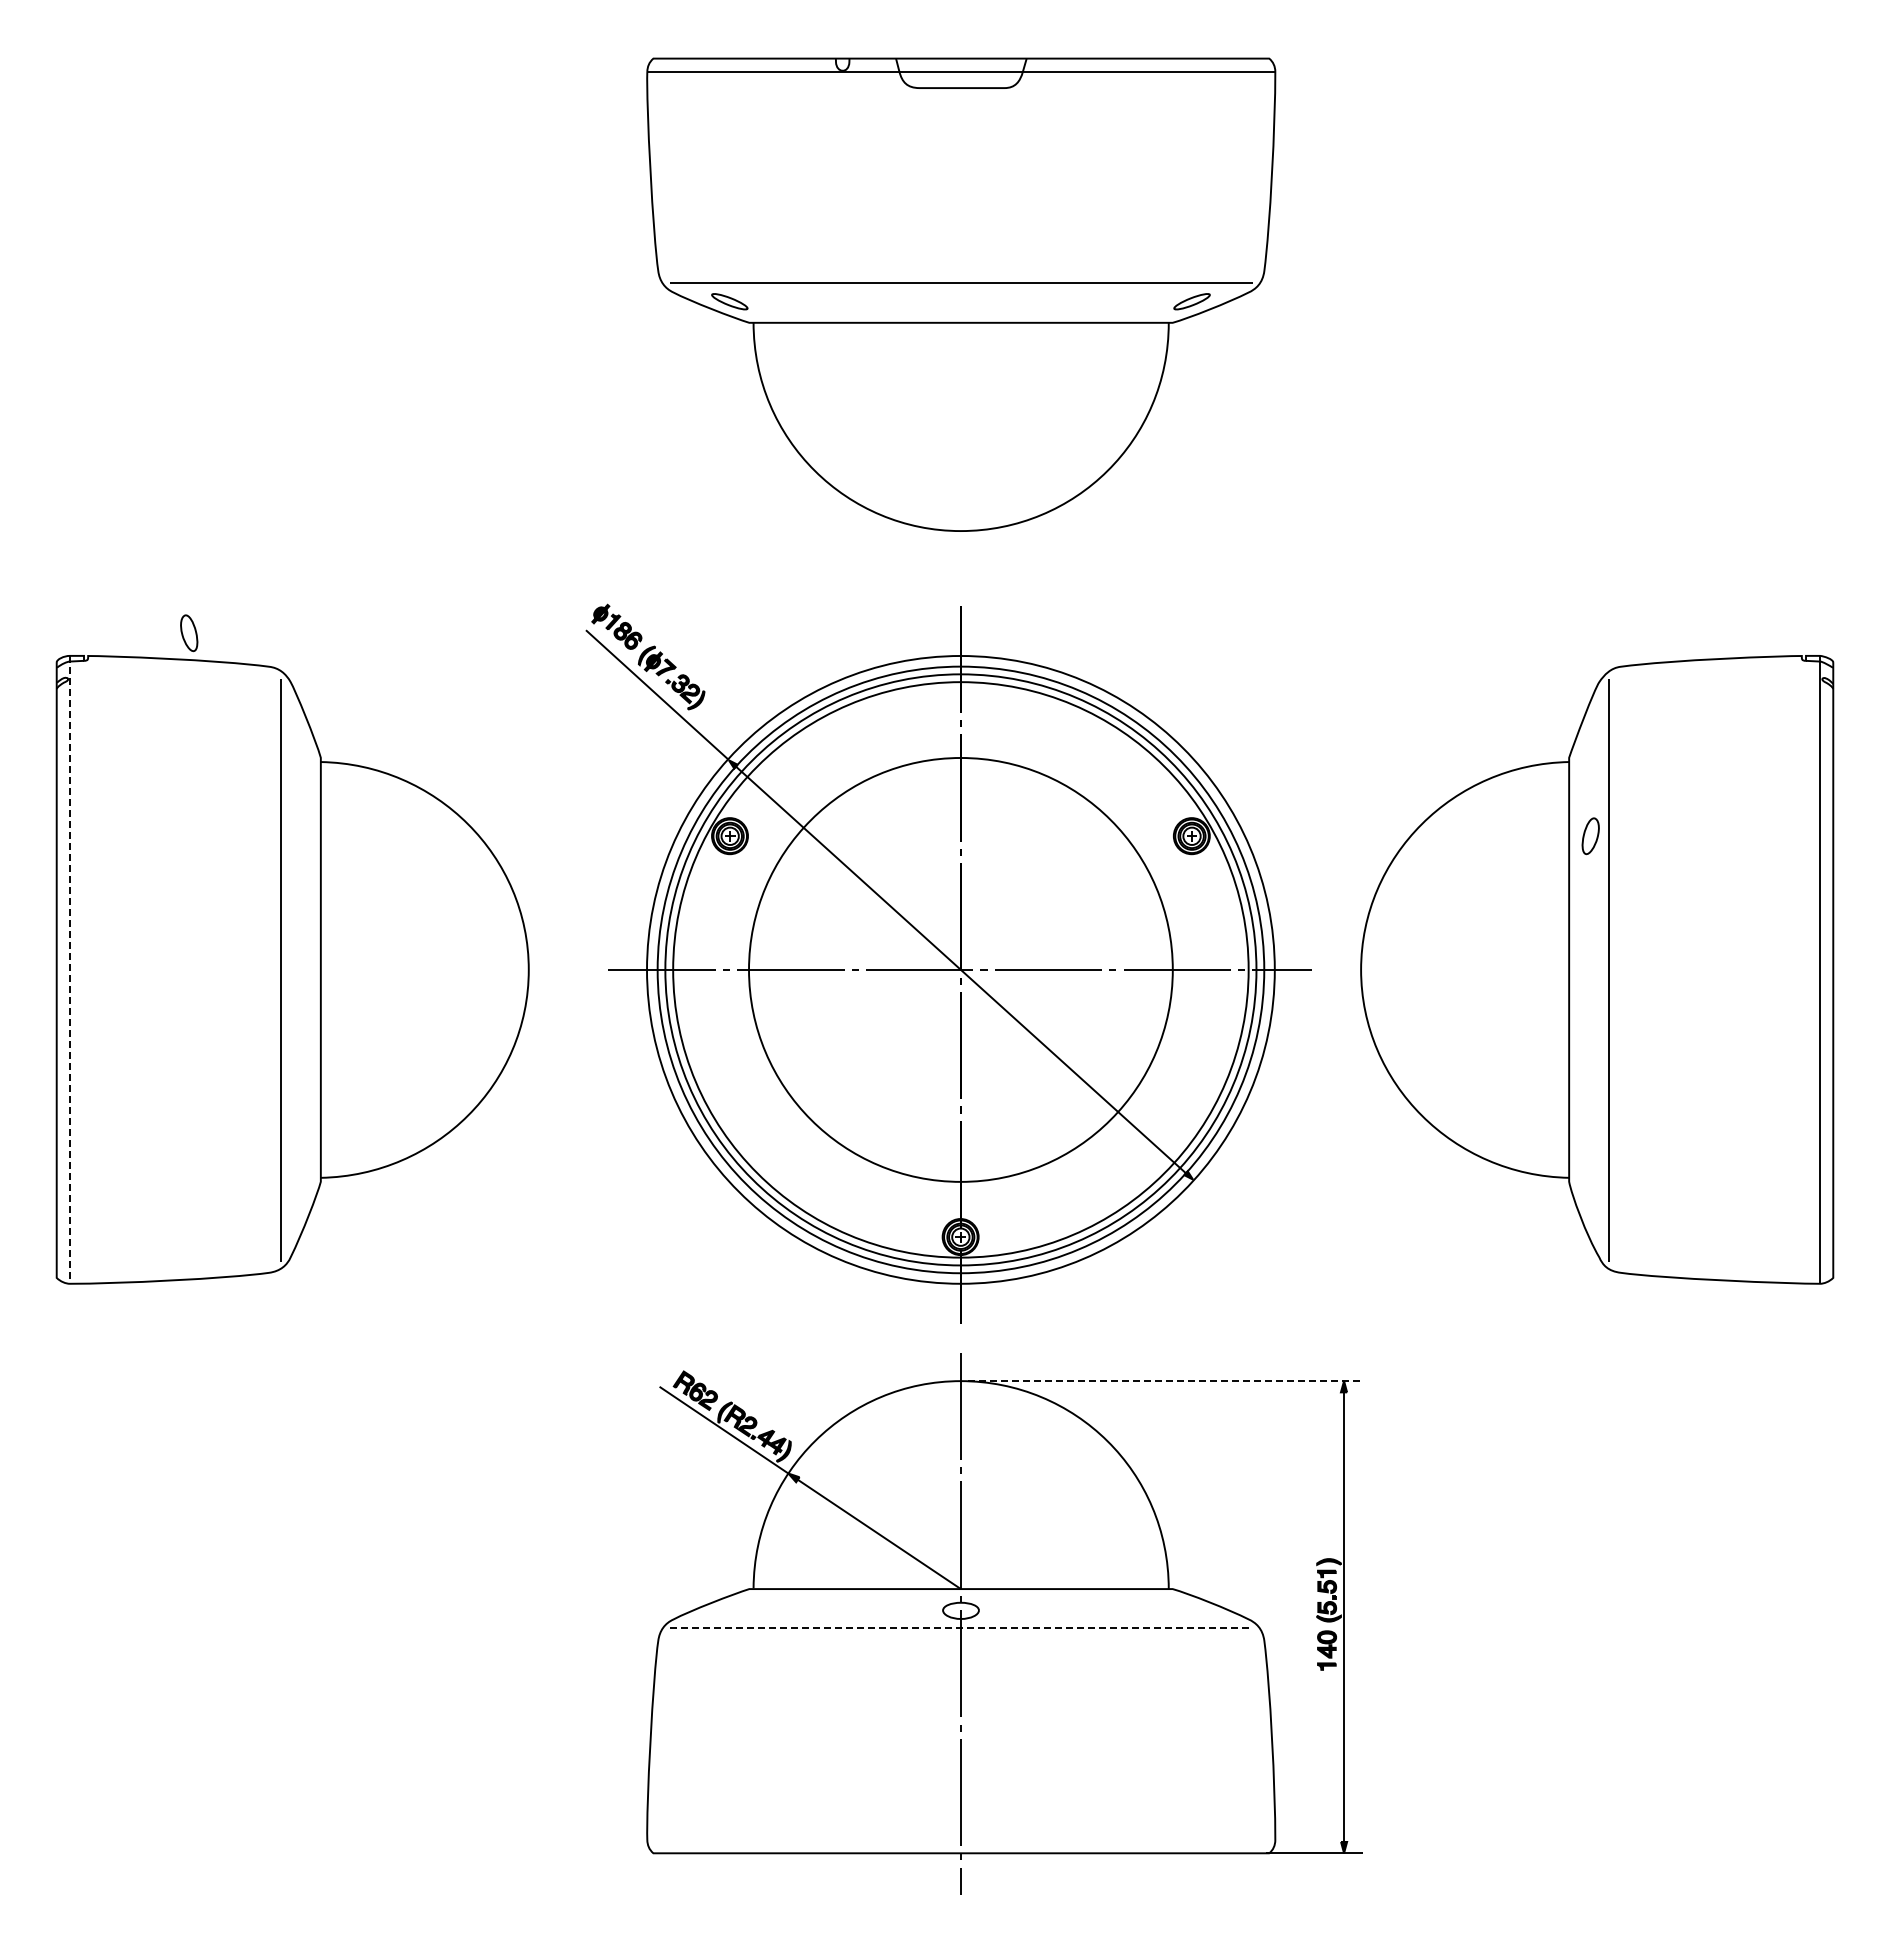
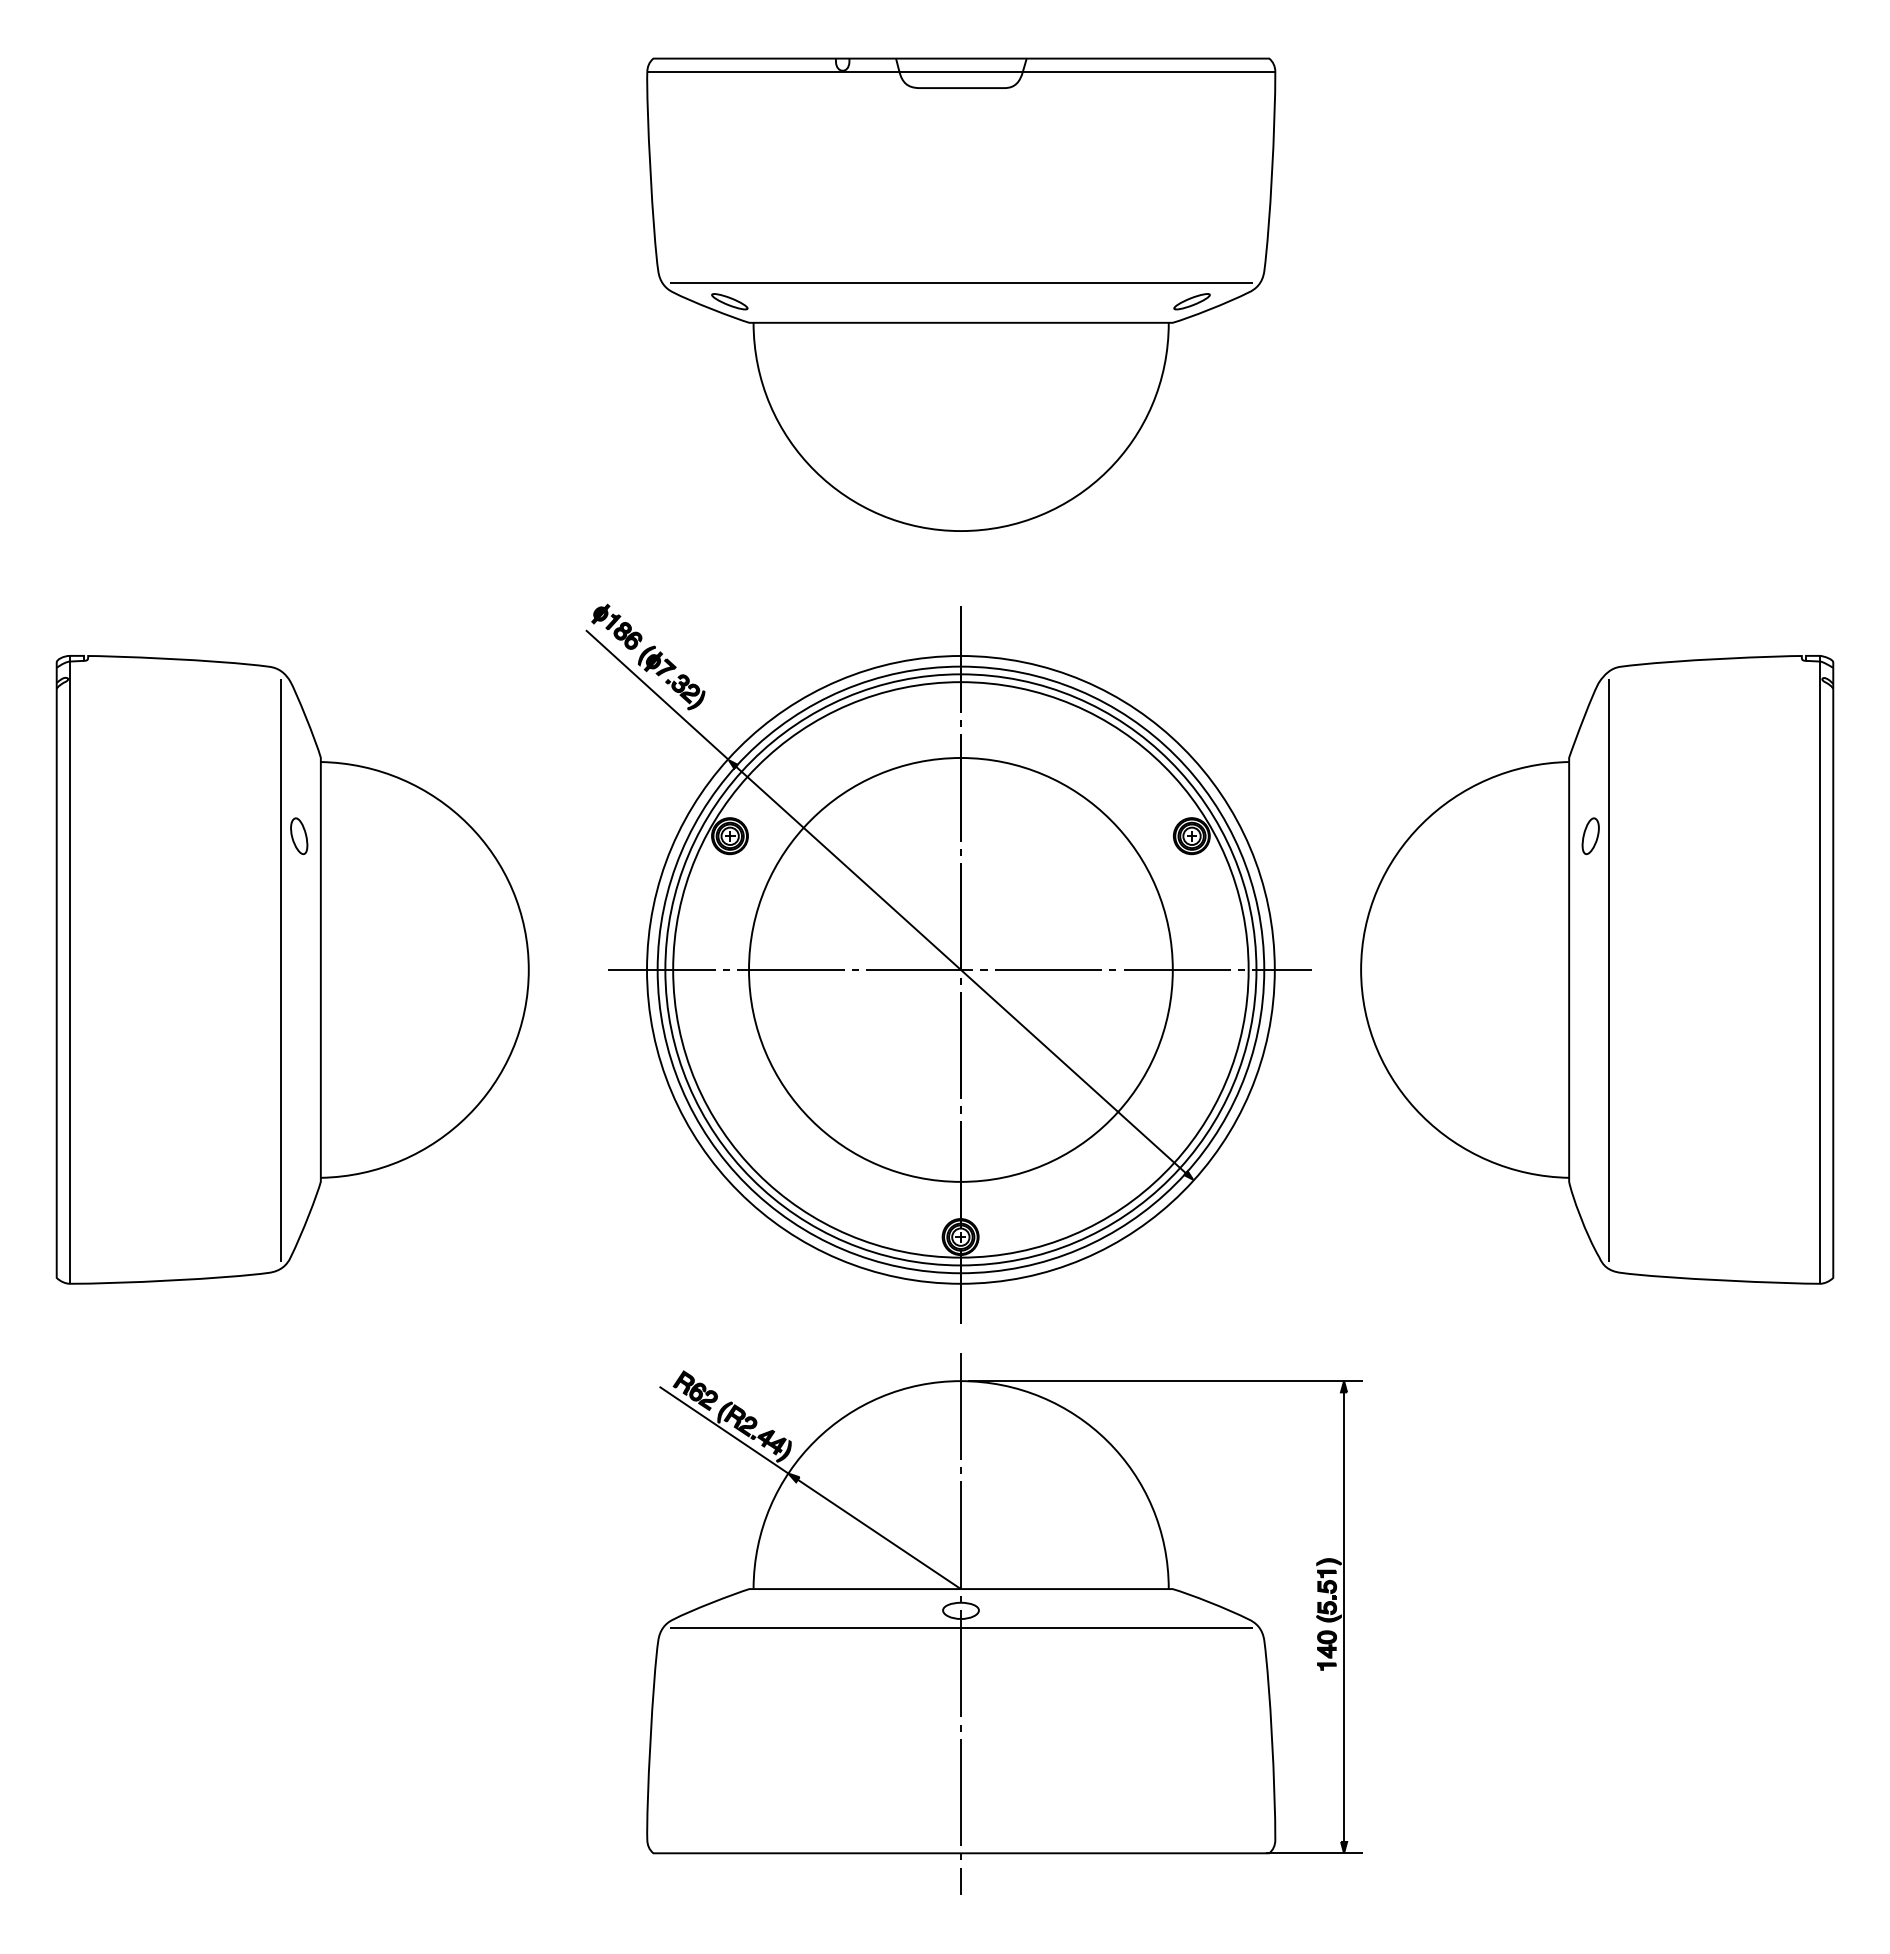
part position: (189, 633) -> (299, 836) (299, 836)
line: dashed -> solid (69, 970)
line: dashed -> solid (1165, 1381)
line: dashed -> solid (962, 1628)
